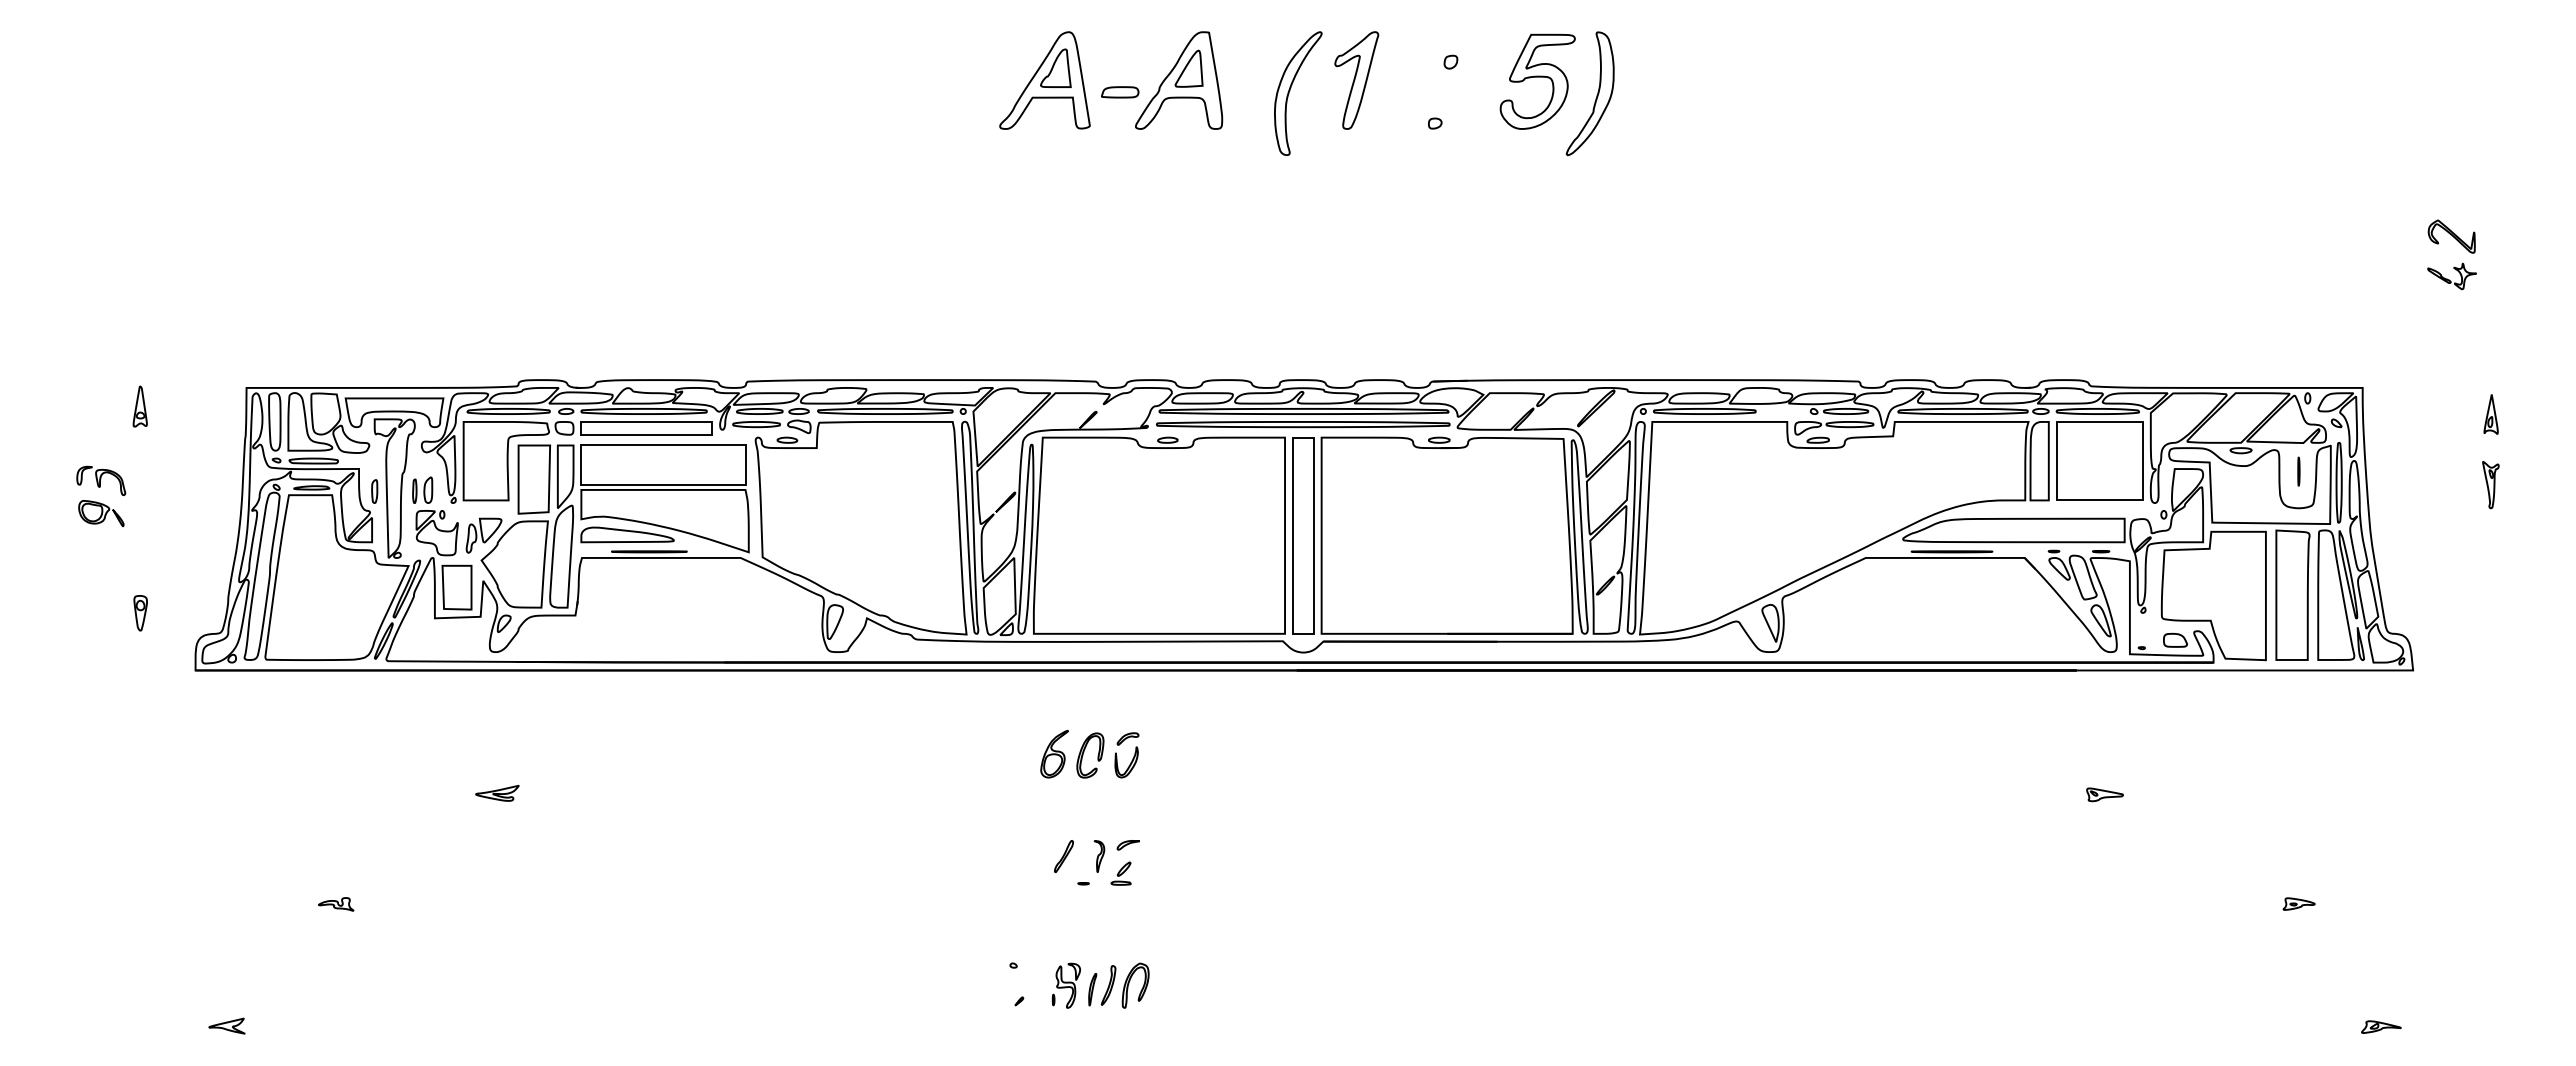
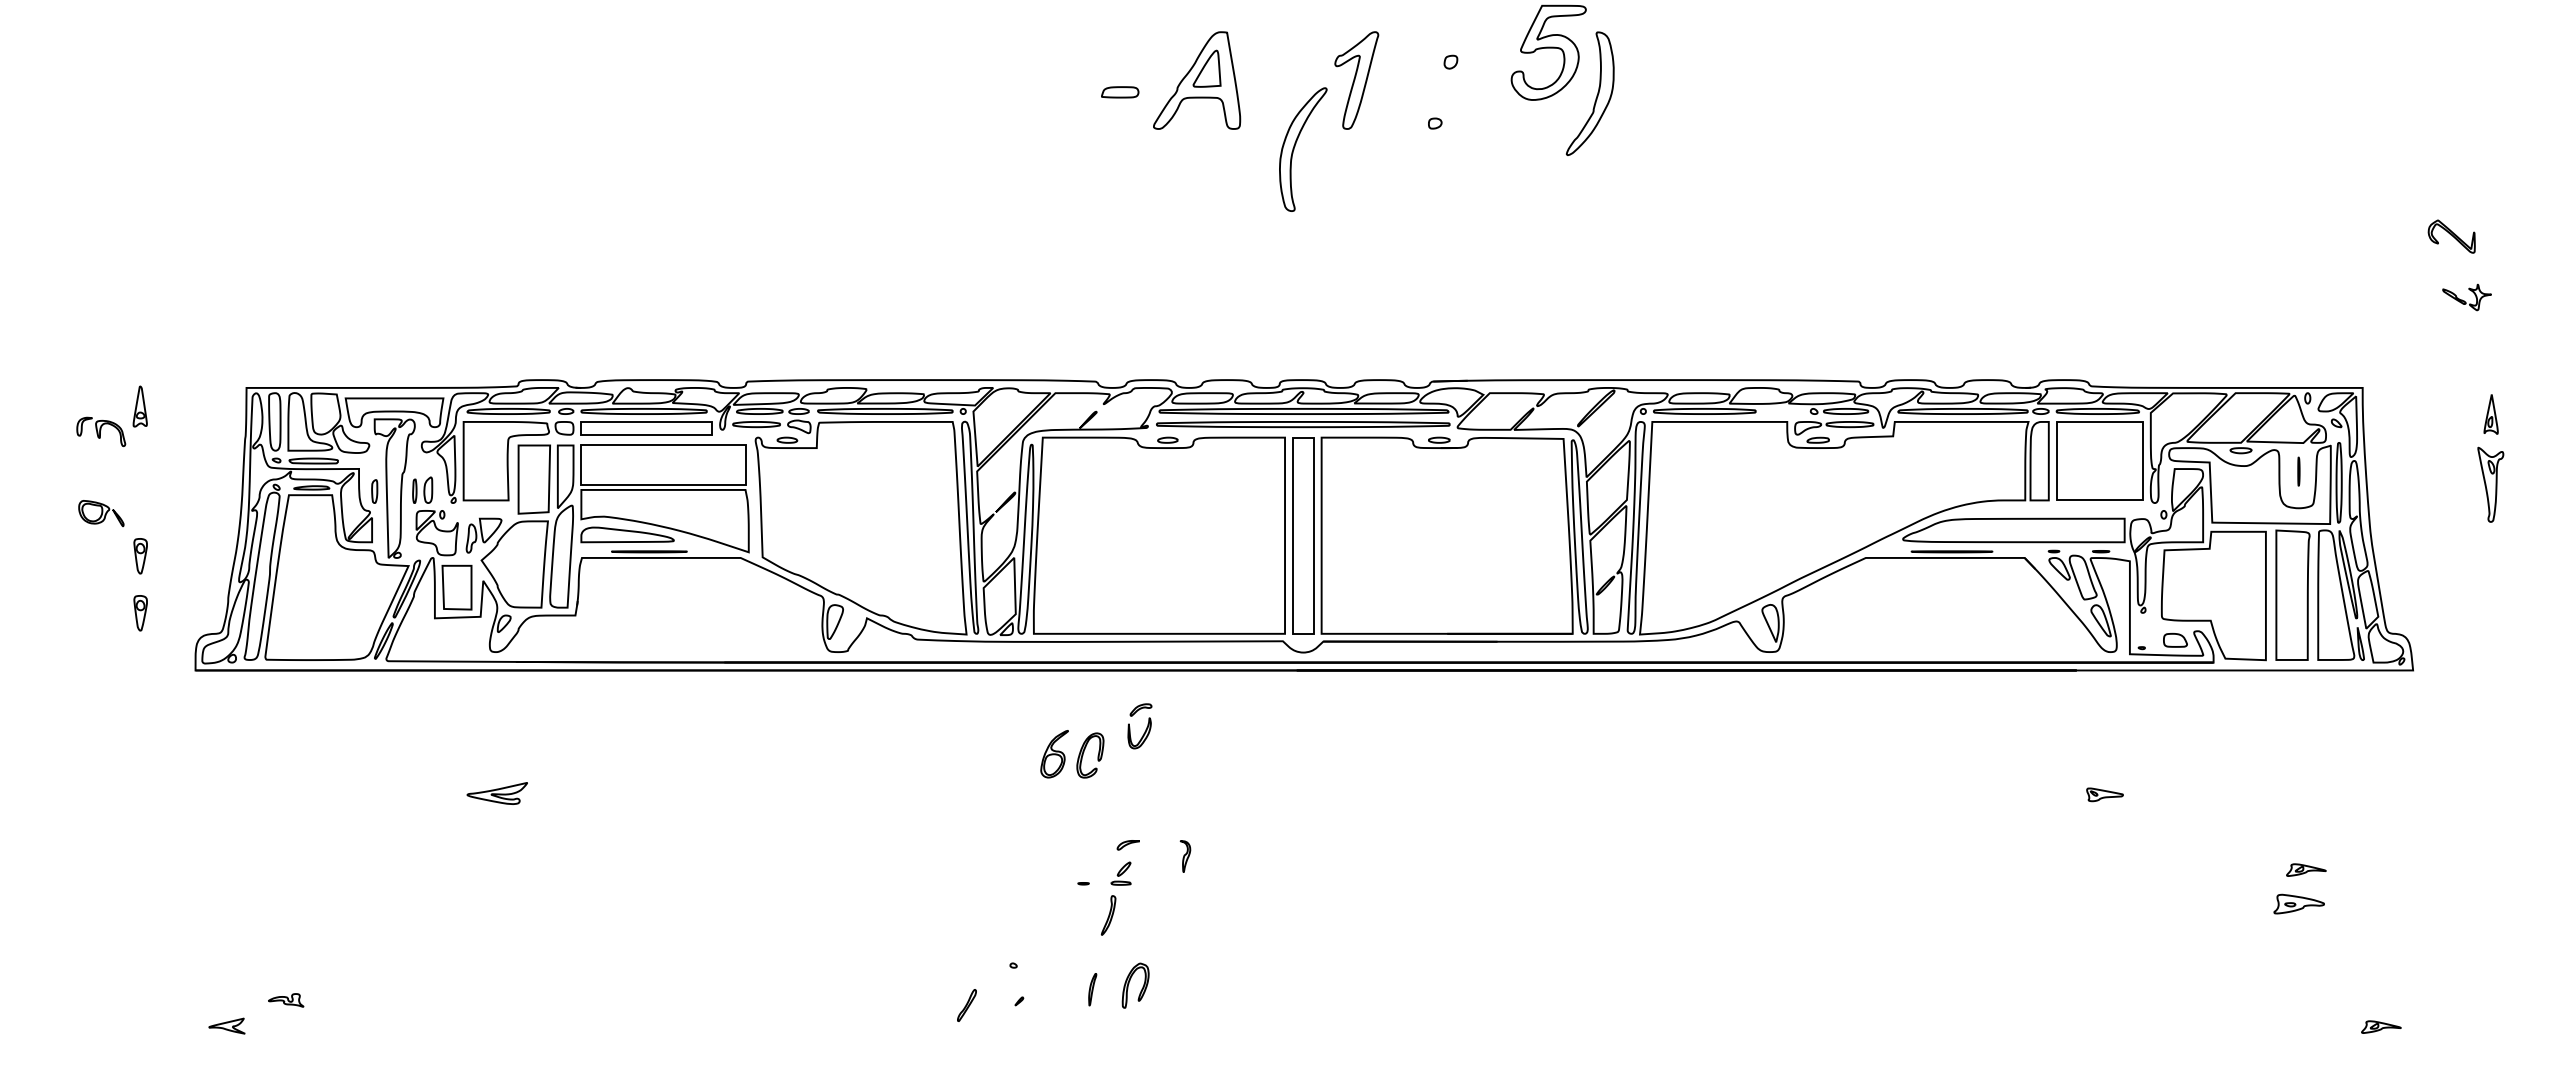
part: present -> none (1044, 80)
part position: (1179, 80) -> (1197, 80) (1197, 80)
part position: (1537, 81) -> (1548, 52) (1548, 52)
part position: (1290, 90) -> (1295, 146) (1295, 146)
part position: (2451, 276) -> (2466, 297) (2466, 297)
part position: (101, 480) -> (101, 431) (101, 431)
part size: 18x49 px -> 28x77 px (2490, 484)
part: none -> present (140, 556)
part position: (1132, 758) -> (1145, 729) (1145, 729)
part size: 45x18 px -> 62x23 px (496, 793)
part position: (1063, 856) -> (966, 1005) (966, 1005)
part position: (1099, 856) -> (1185, 856) (1185, 856)
part: none -> present (2306, 869)
part size: 34x14 px -> 52x22 px (2298, 903)
part position: (336, 904) -> (286, 1000) (286, 1000)
part: present -> none (1065, 985)
part position: (1108, 985) -> (1108, 915) (1108, 915)
